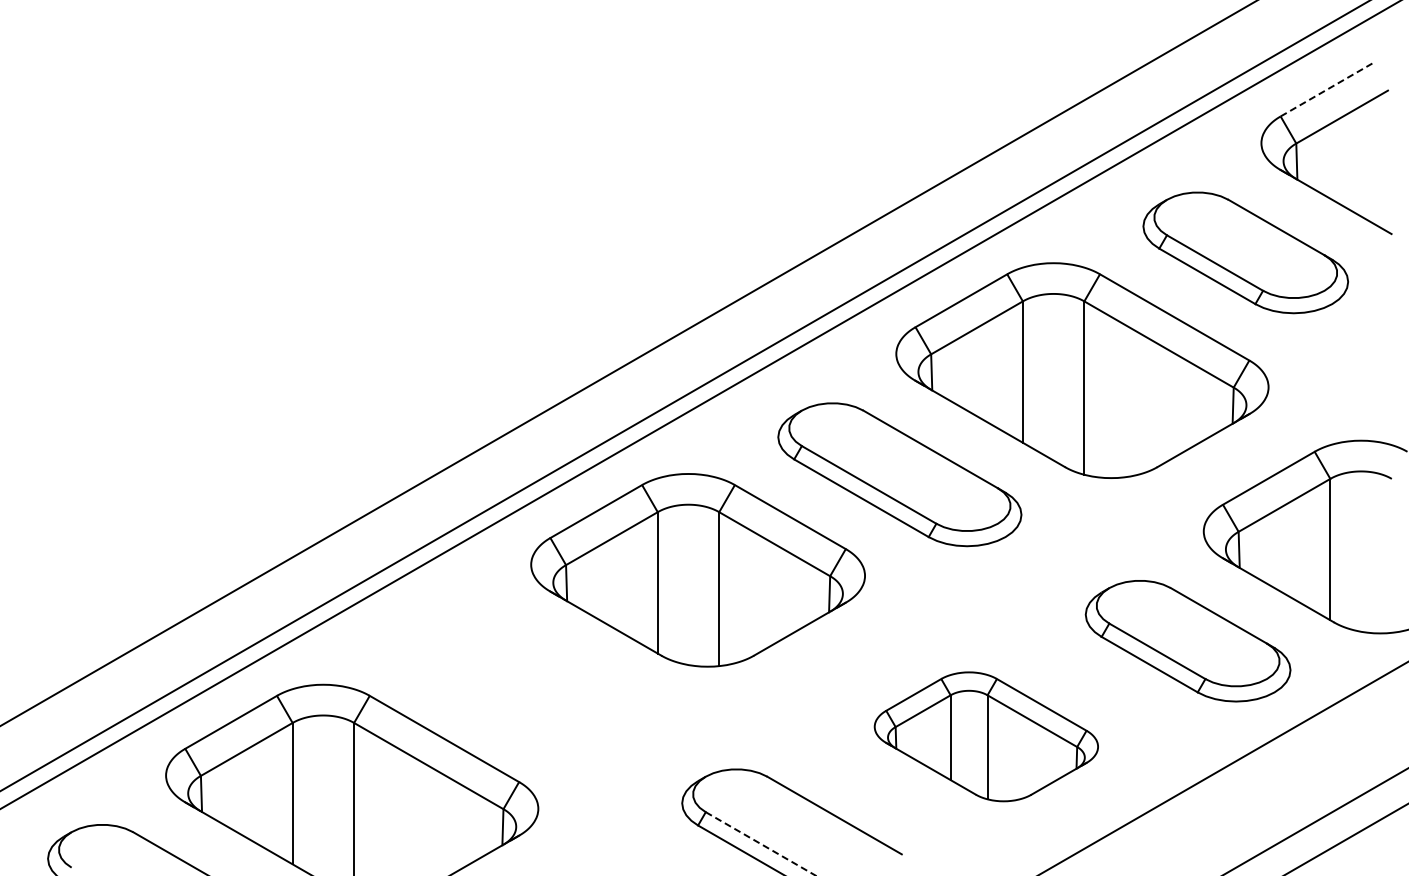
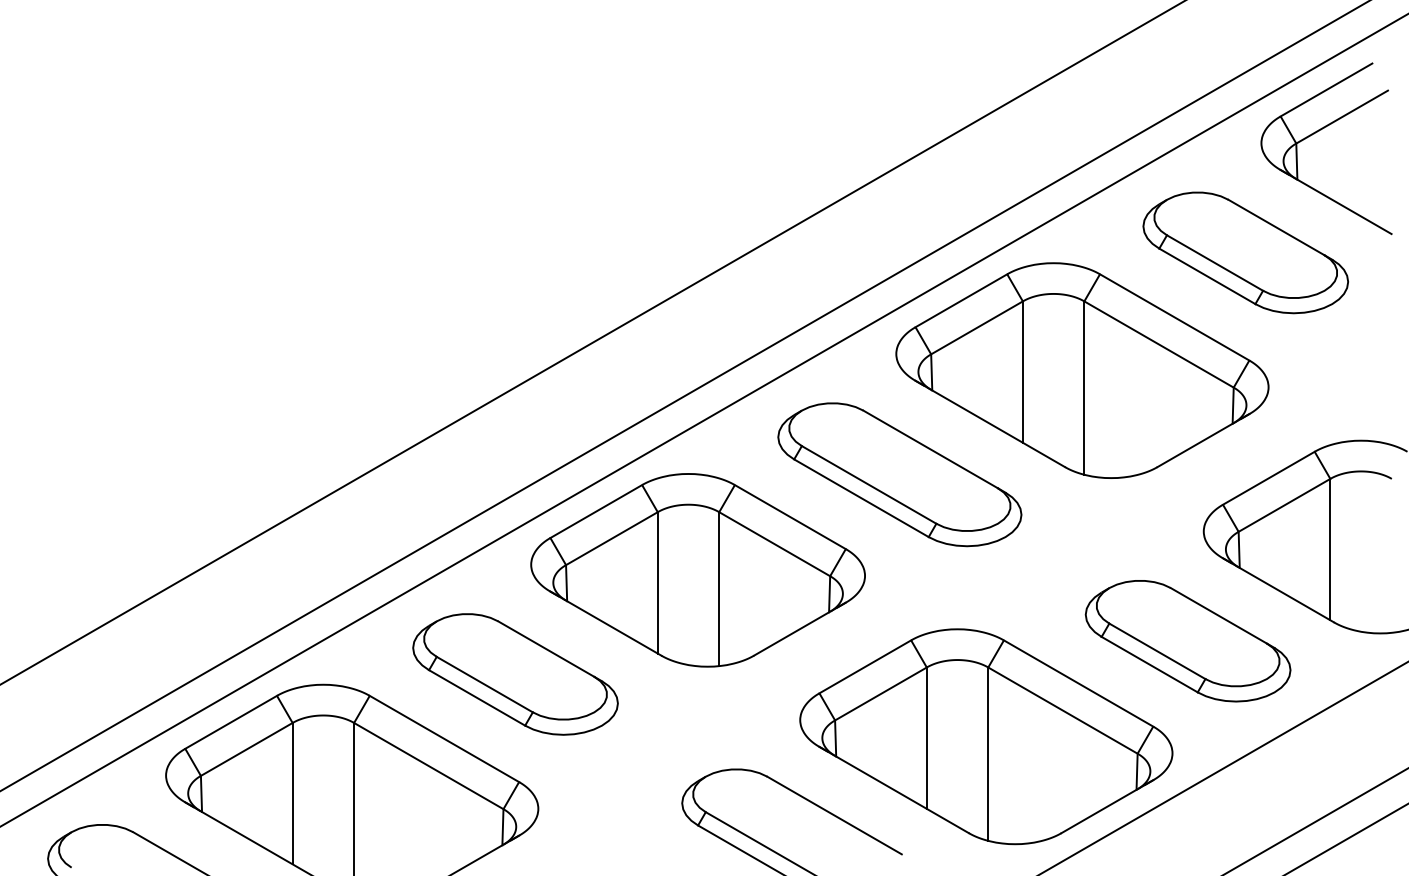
line: dashed -> solid (1326, 90)
line position: (628, 363) -> (592, 342) (592, 342)
line position: (699, 405) -> (703, 420) (703, 420)
part: none -> present (515, 674)
part size: 226x132 px -> 375x218 px (986, 736)
line: dashed -> solid (760, 844)
